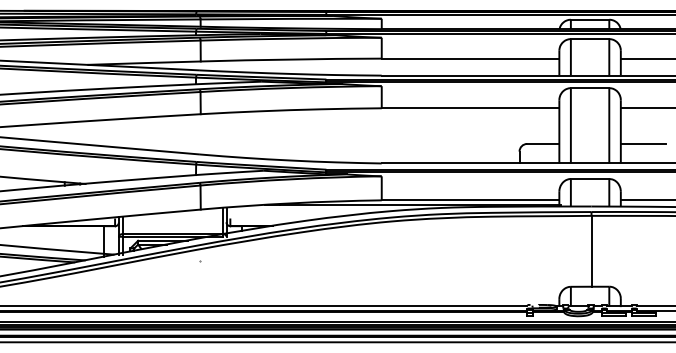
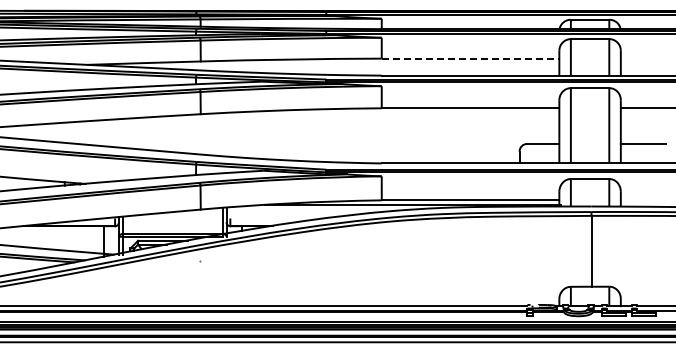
line: solid -> dashed (470, 58)
line: present -> none (645, 58)
line: present -> none (645, 200)
